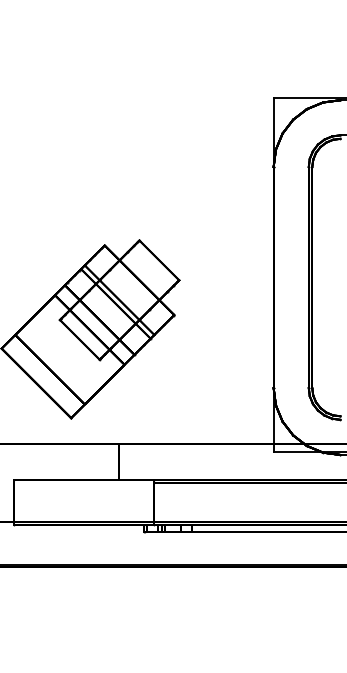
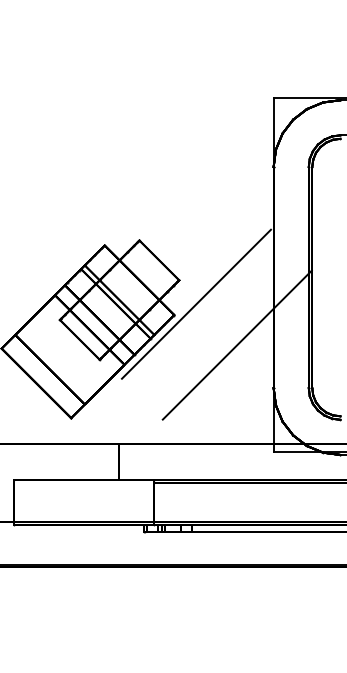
line: none -> present (195, 303)
line: none -> present (236, 344)
